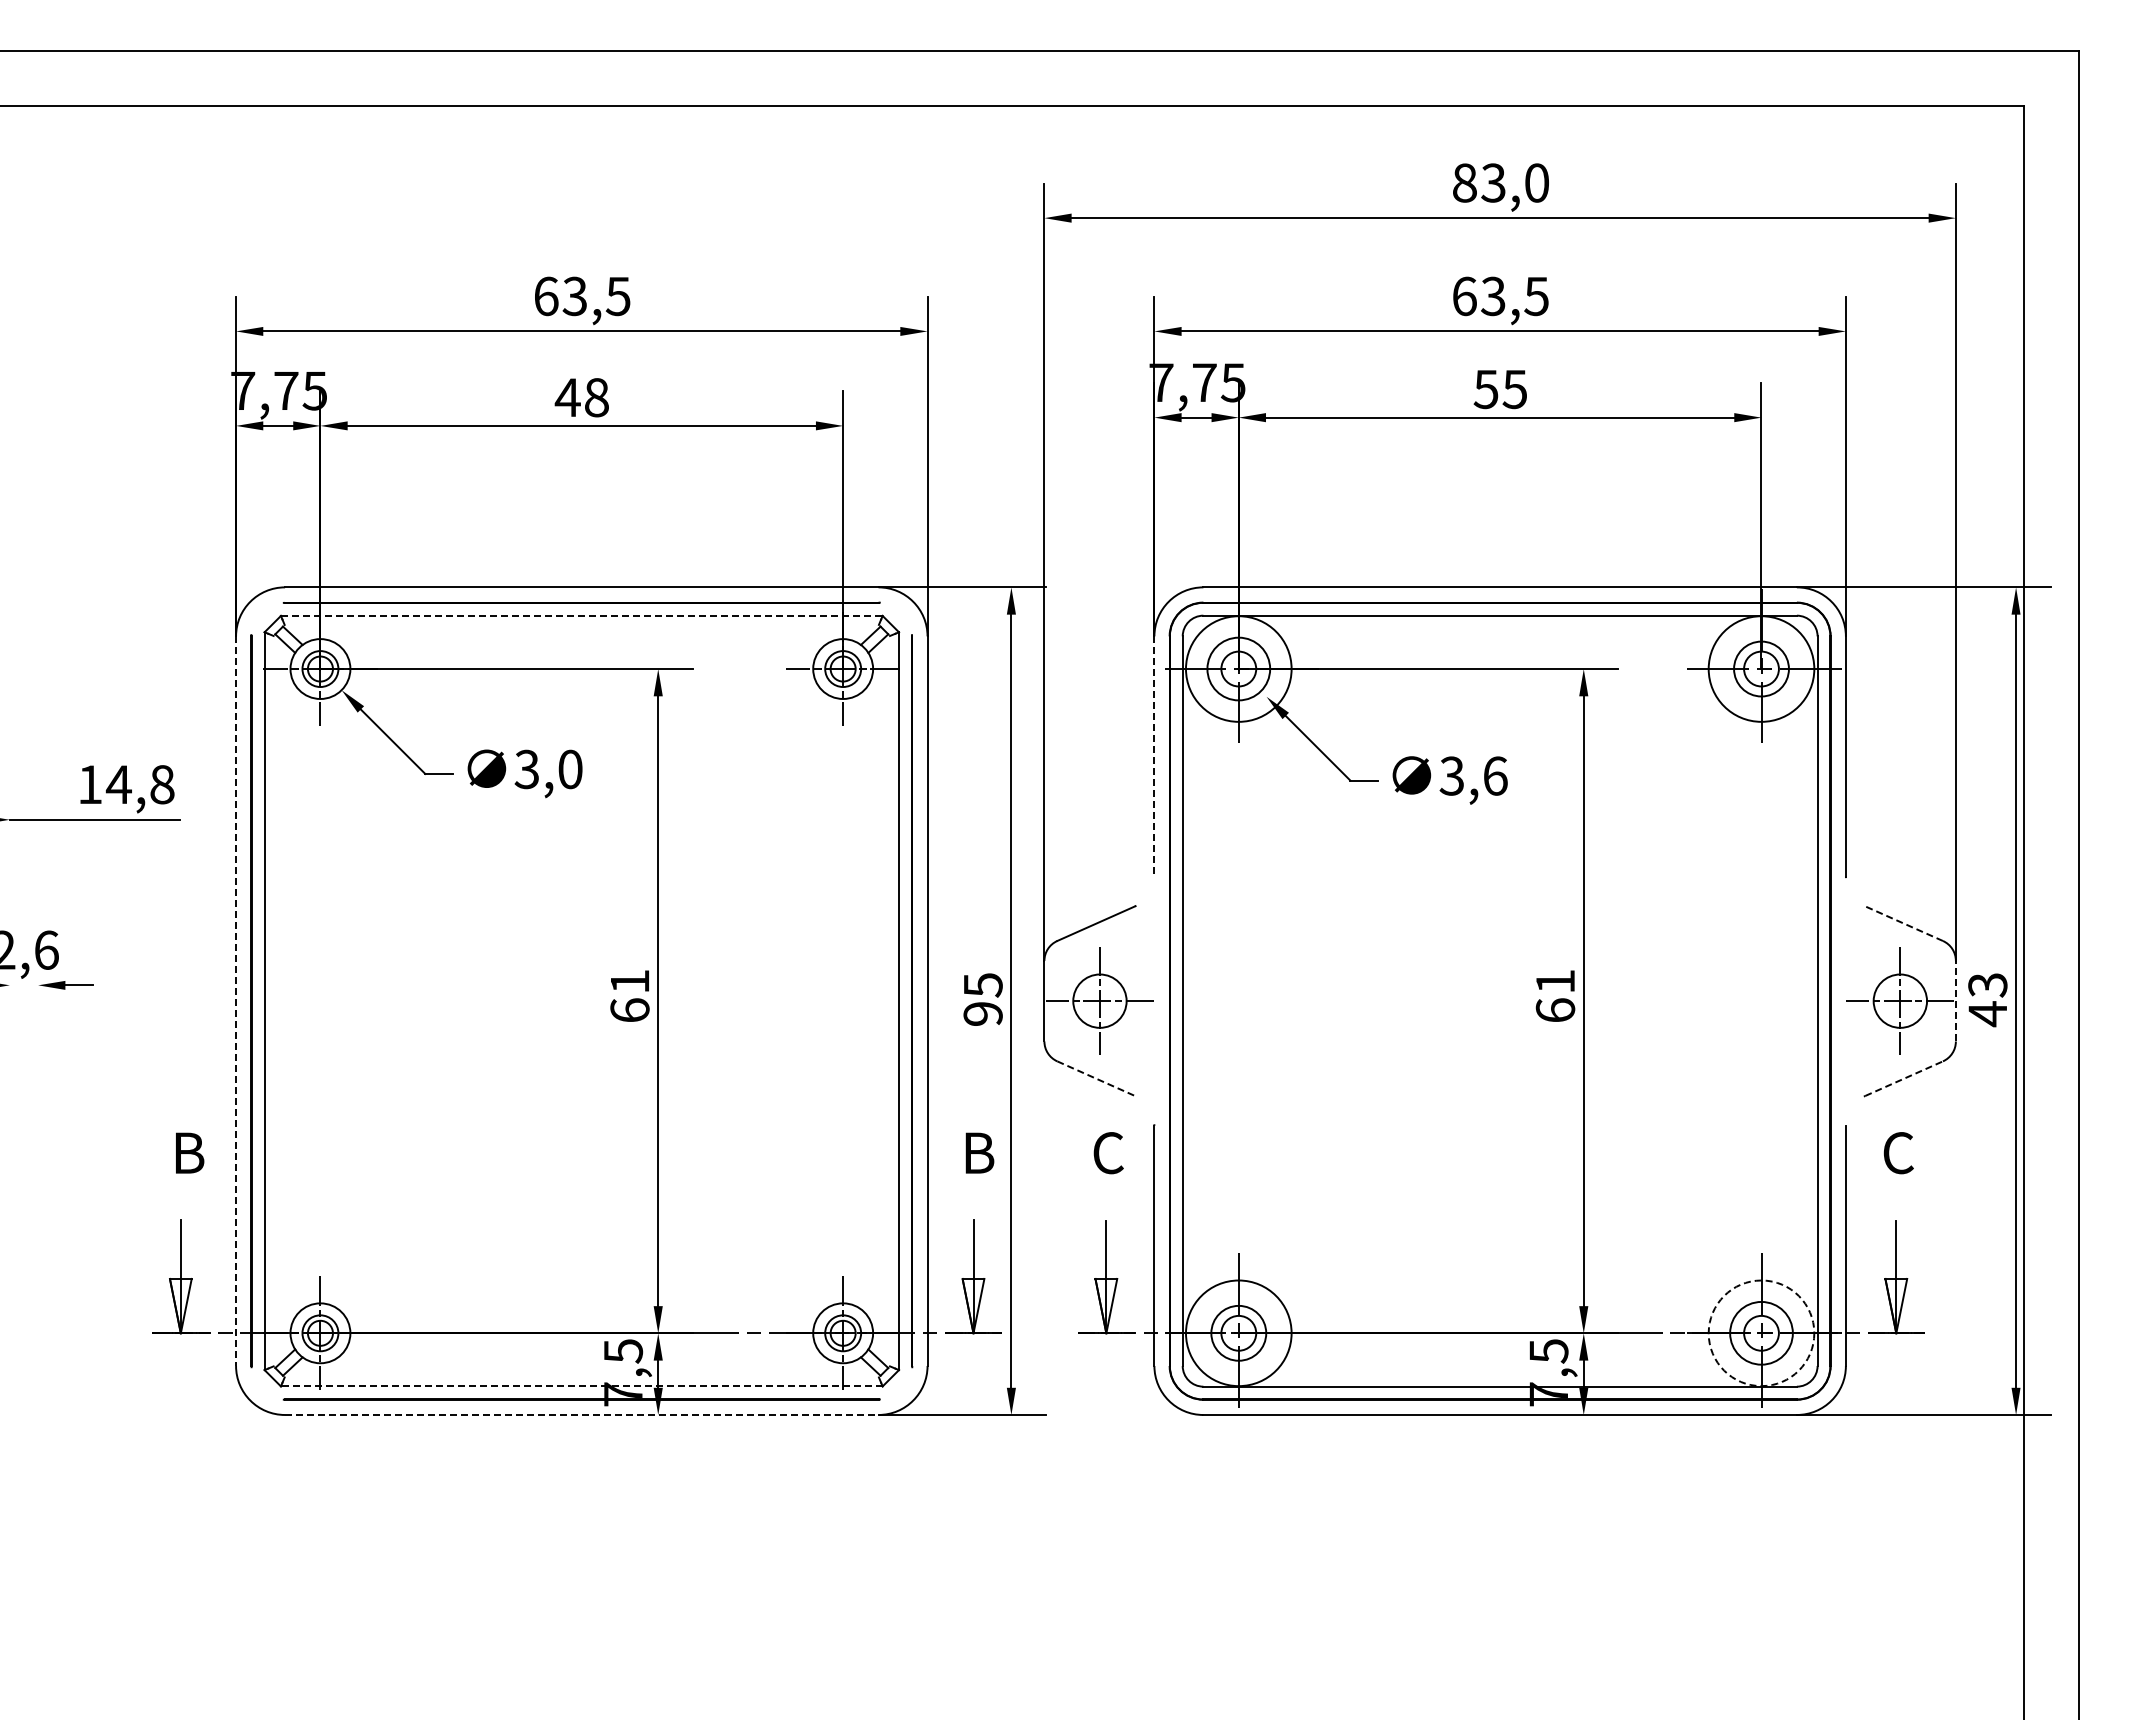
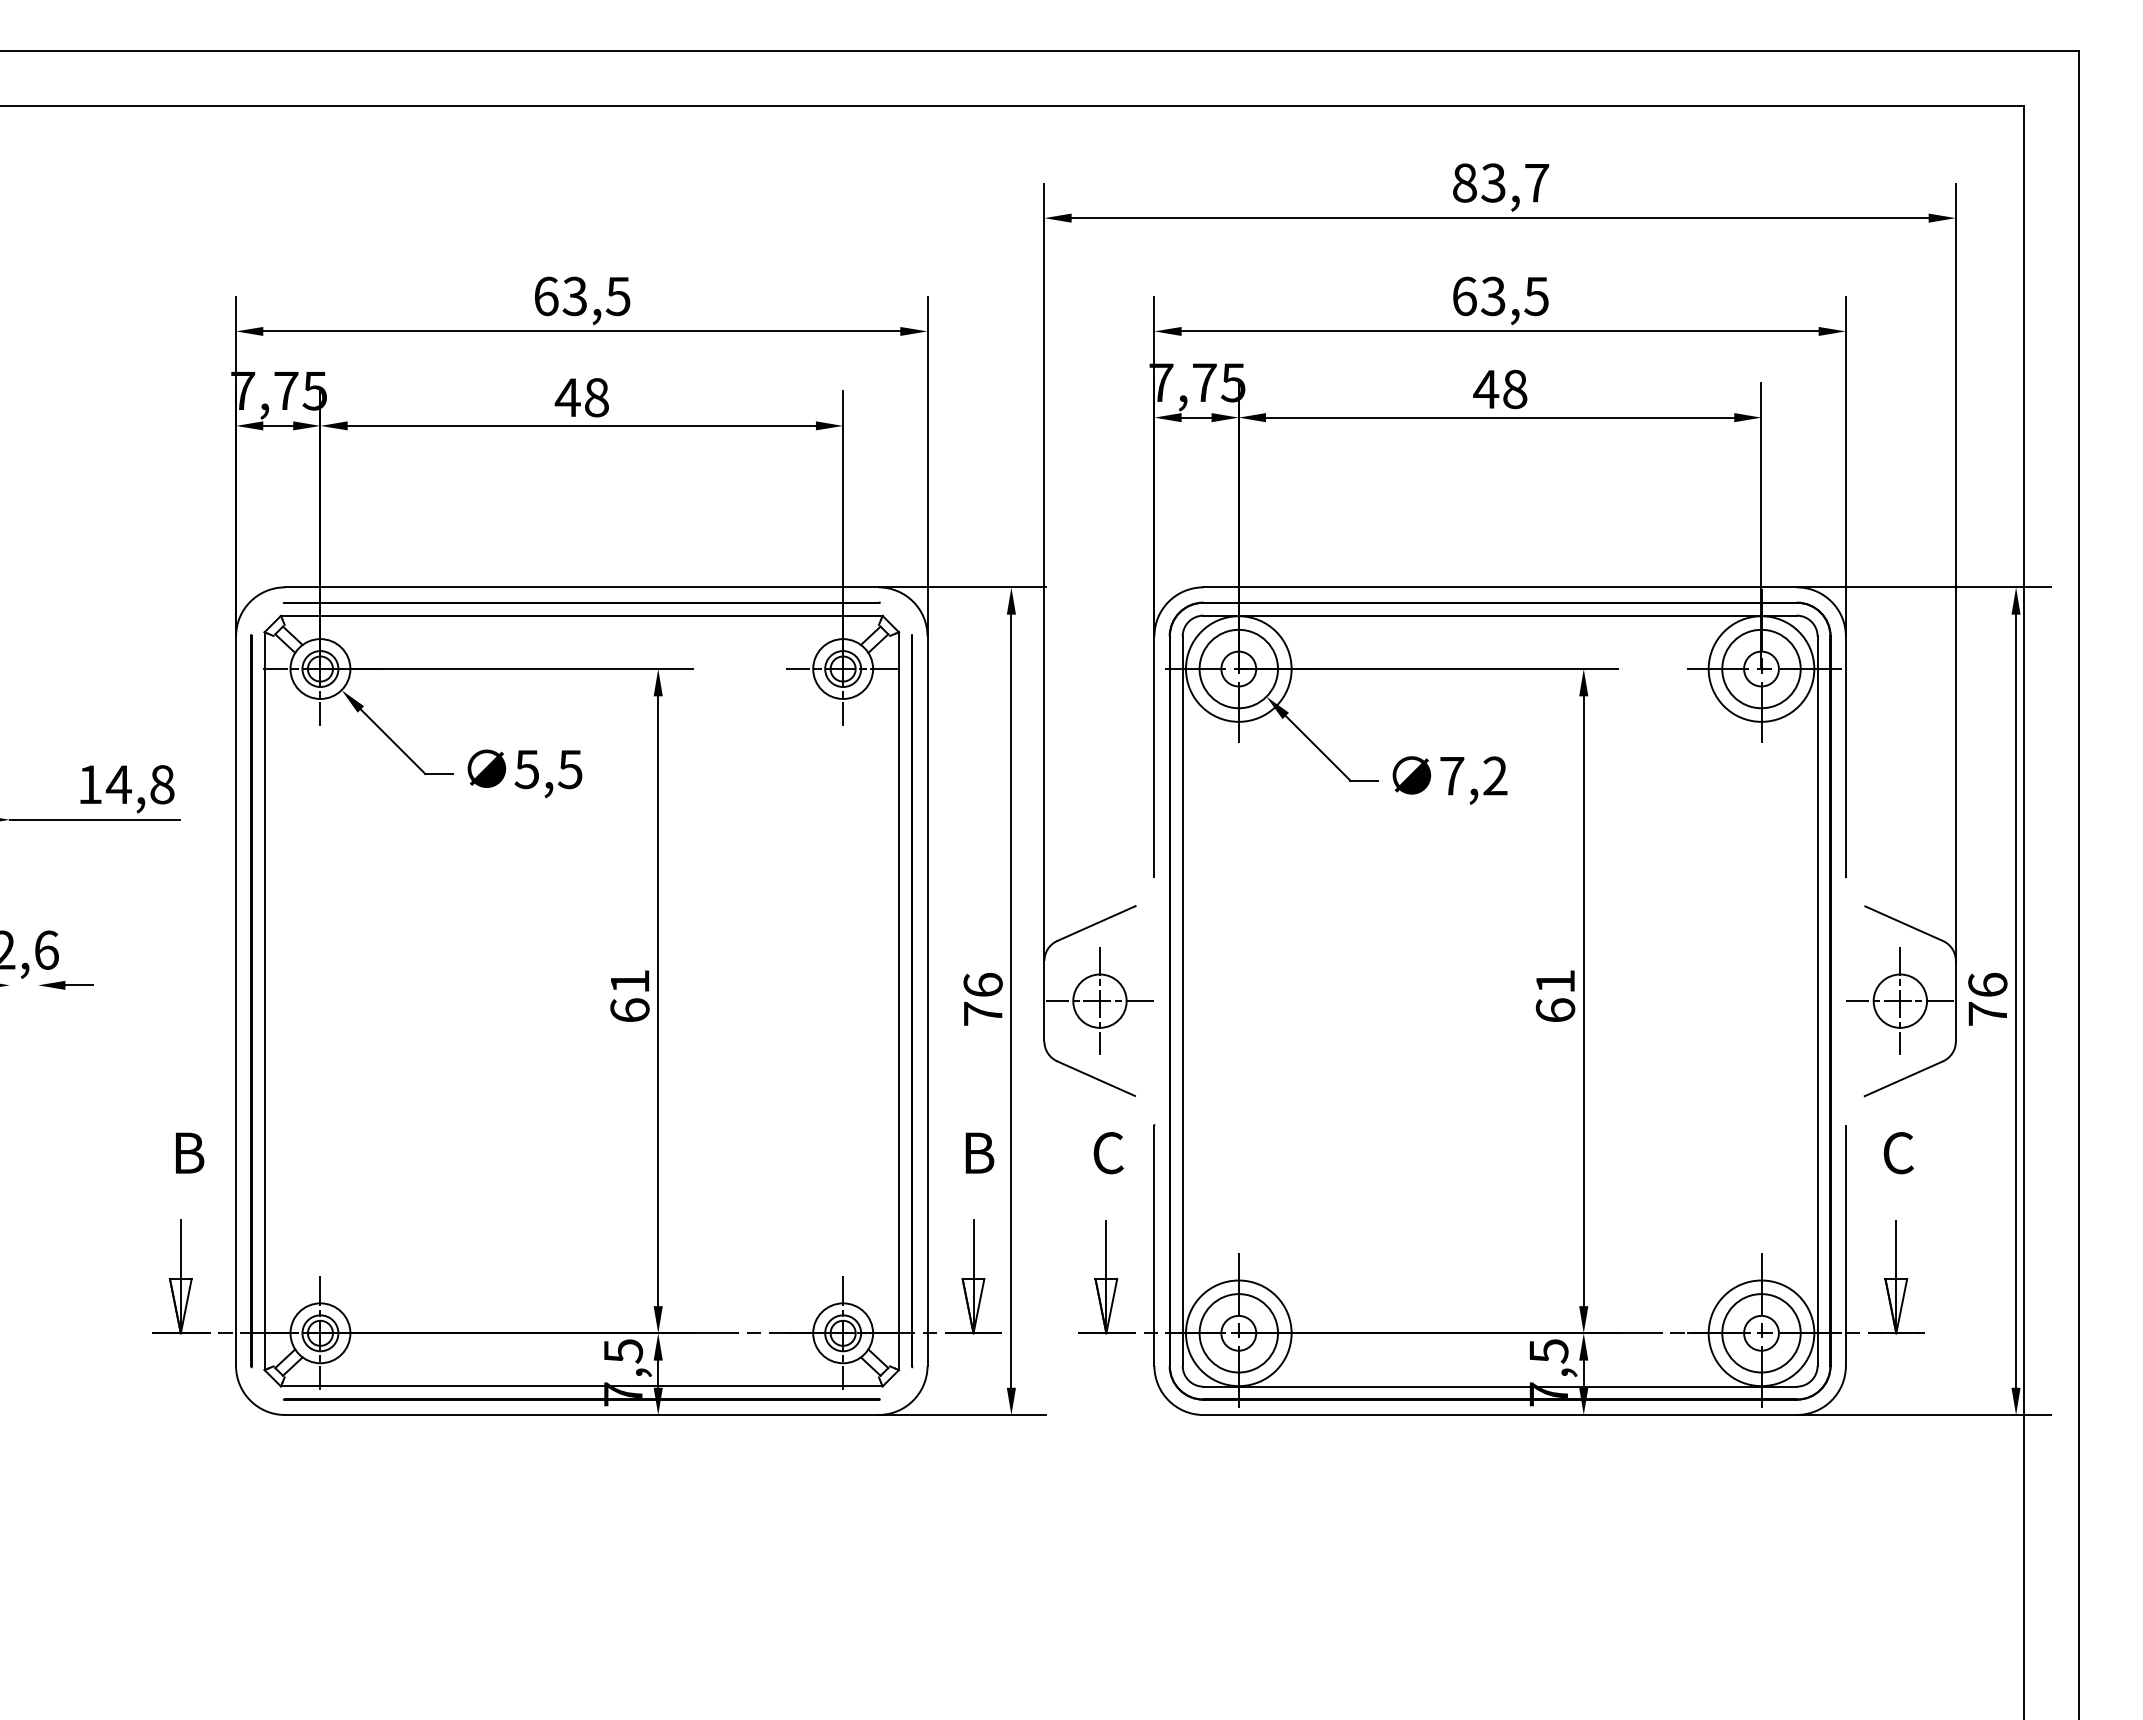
text: 83,0 -> 83,7 (1537, 182)
text: 55 -> 48 (1500, 389)
line: dashed -> solid (581, 615)
circle diameter: 63 px -> 78 px (1238, 668)
circle diameter: 55 px -> 78 px (1761, 668)
line: dashed -> solid (1154, 756)
text: 3,0 -> 5,5 (548, 769)
text: 3,6 -> 7,2 (1473, 775)
line: dashed -> solid (1904, 923)
text: 95 -> 76 (982, 998)
text: 43 -> 76 (1987, 999)
line: dashed -> solid (1955, 1000)
line: dashed -> solid (236, 1001)
line: dashed -> solid (1096, 1078)
line: dashed -> solid (1904, 1078)
circle diameter: 55 px -> 78 px (1238, 1333)
circle diameter: 63 px -> 78 px (1761, 1333)
circle: dashed -> solid (1761, 1333)
line: dashed -> solid (581, 1386)
line: dashed -> solid (581, 1414)
